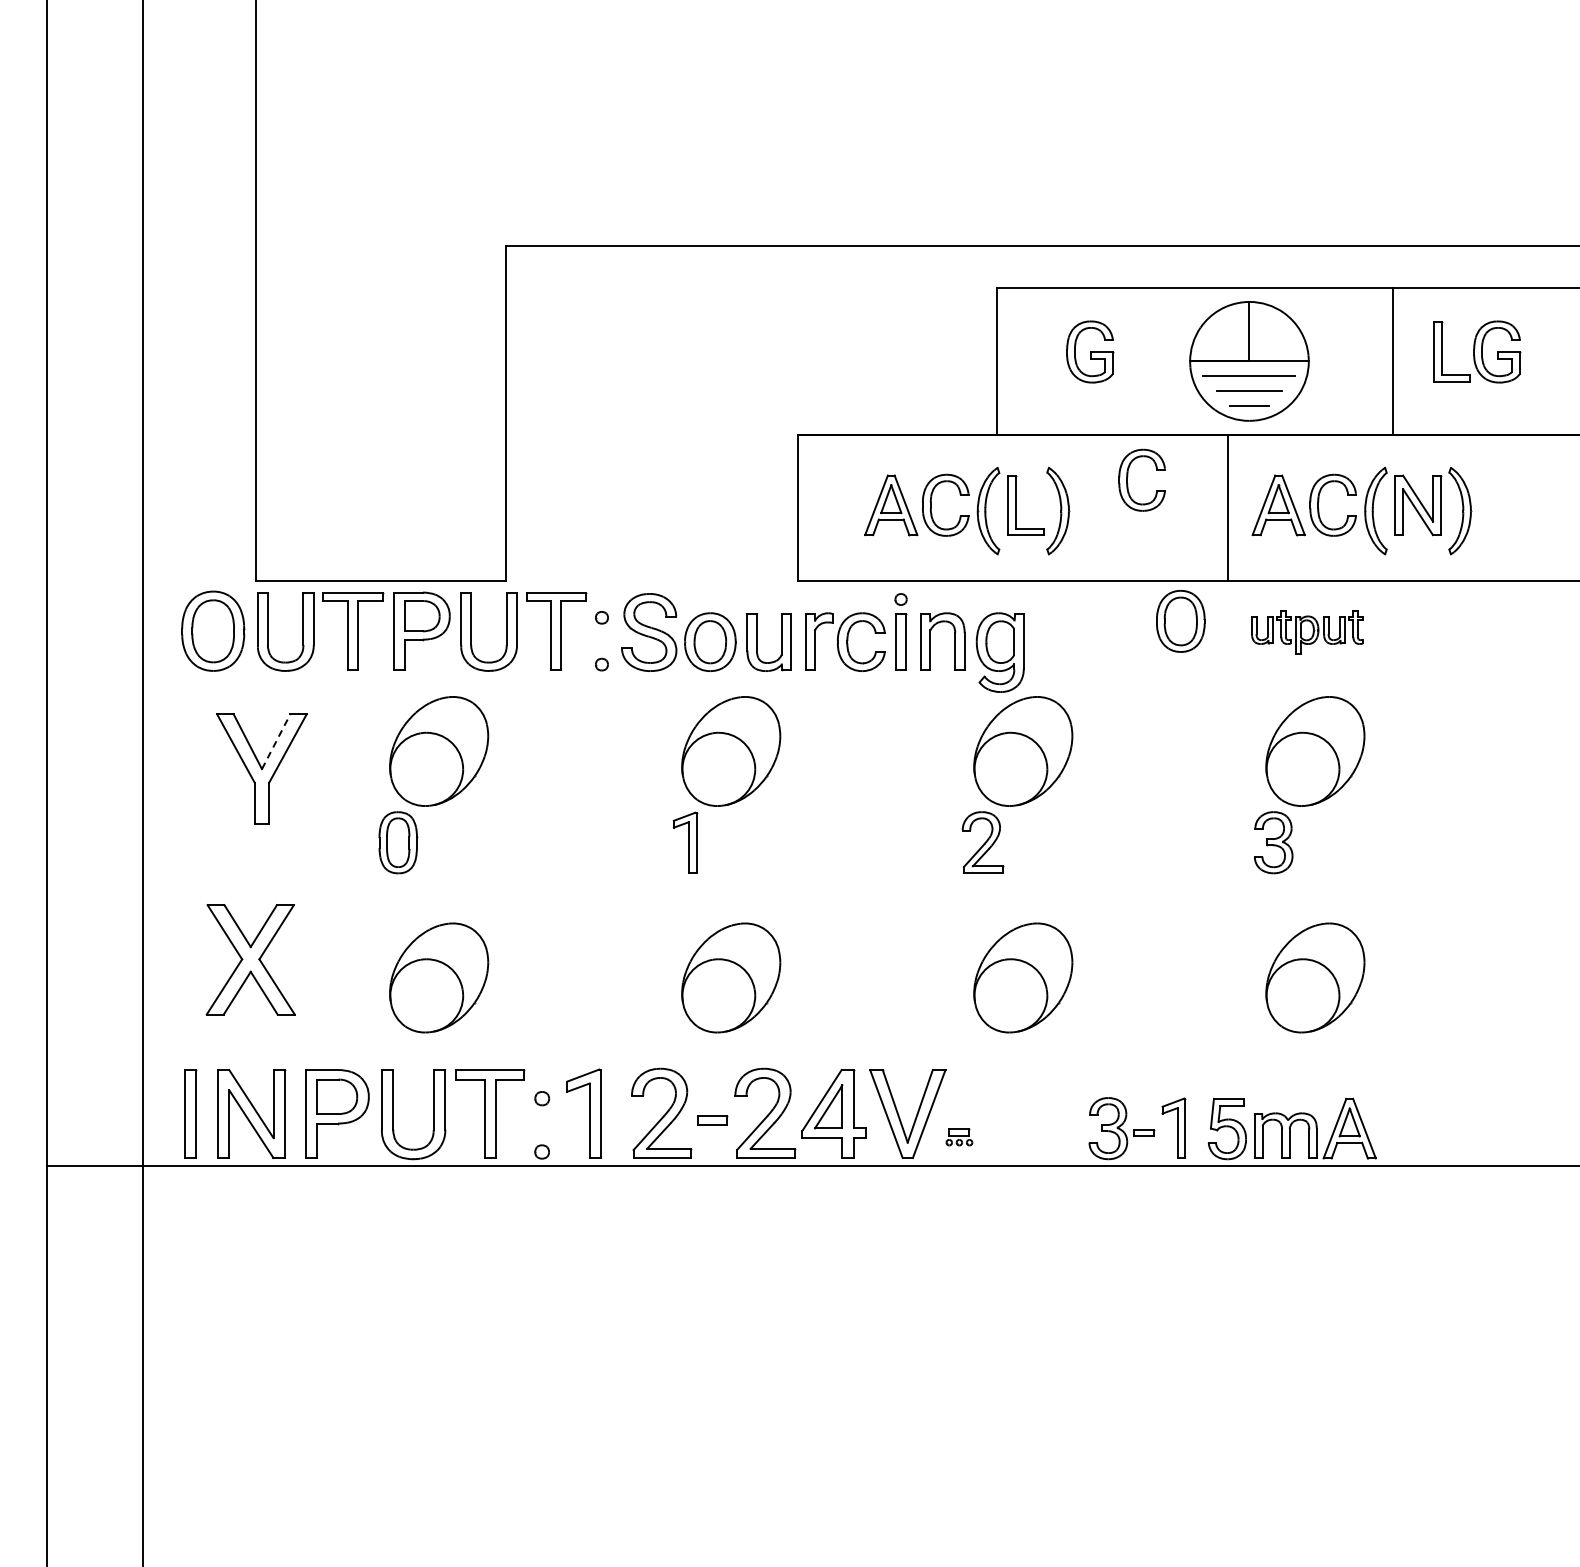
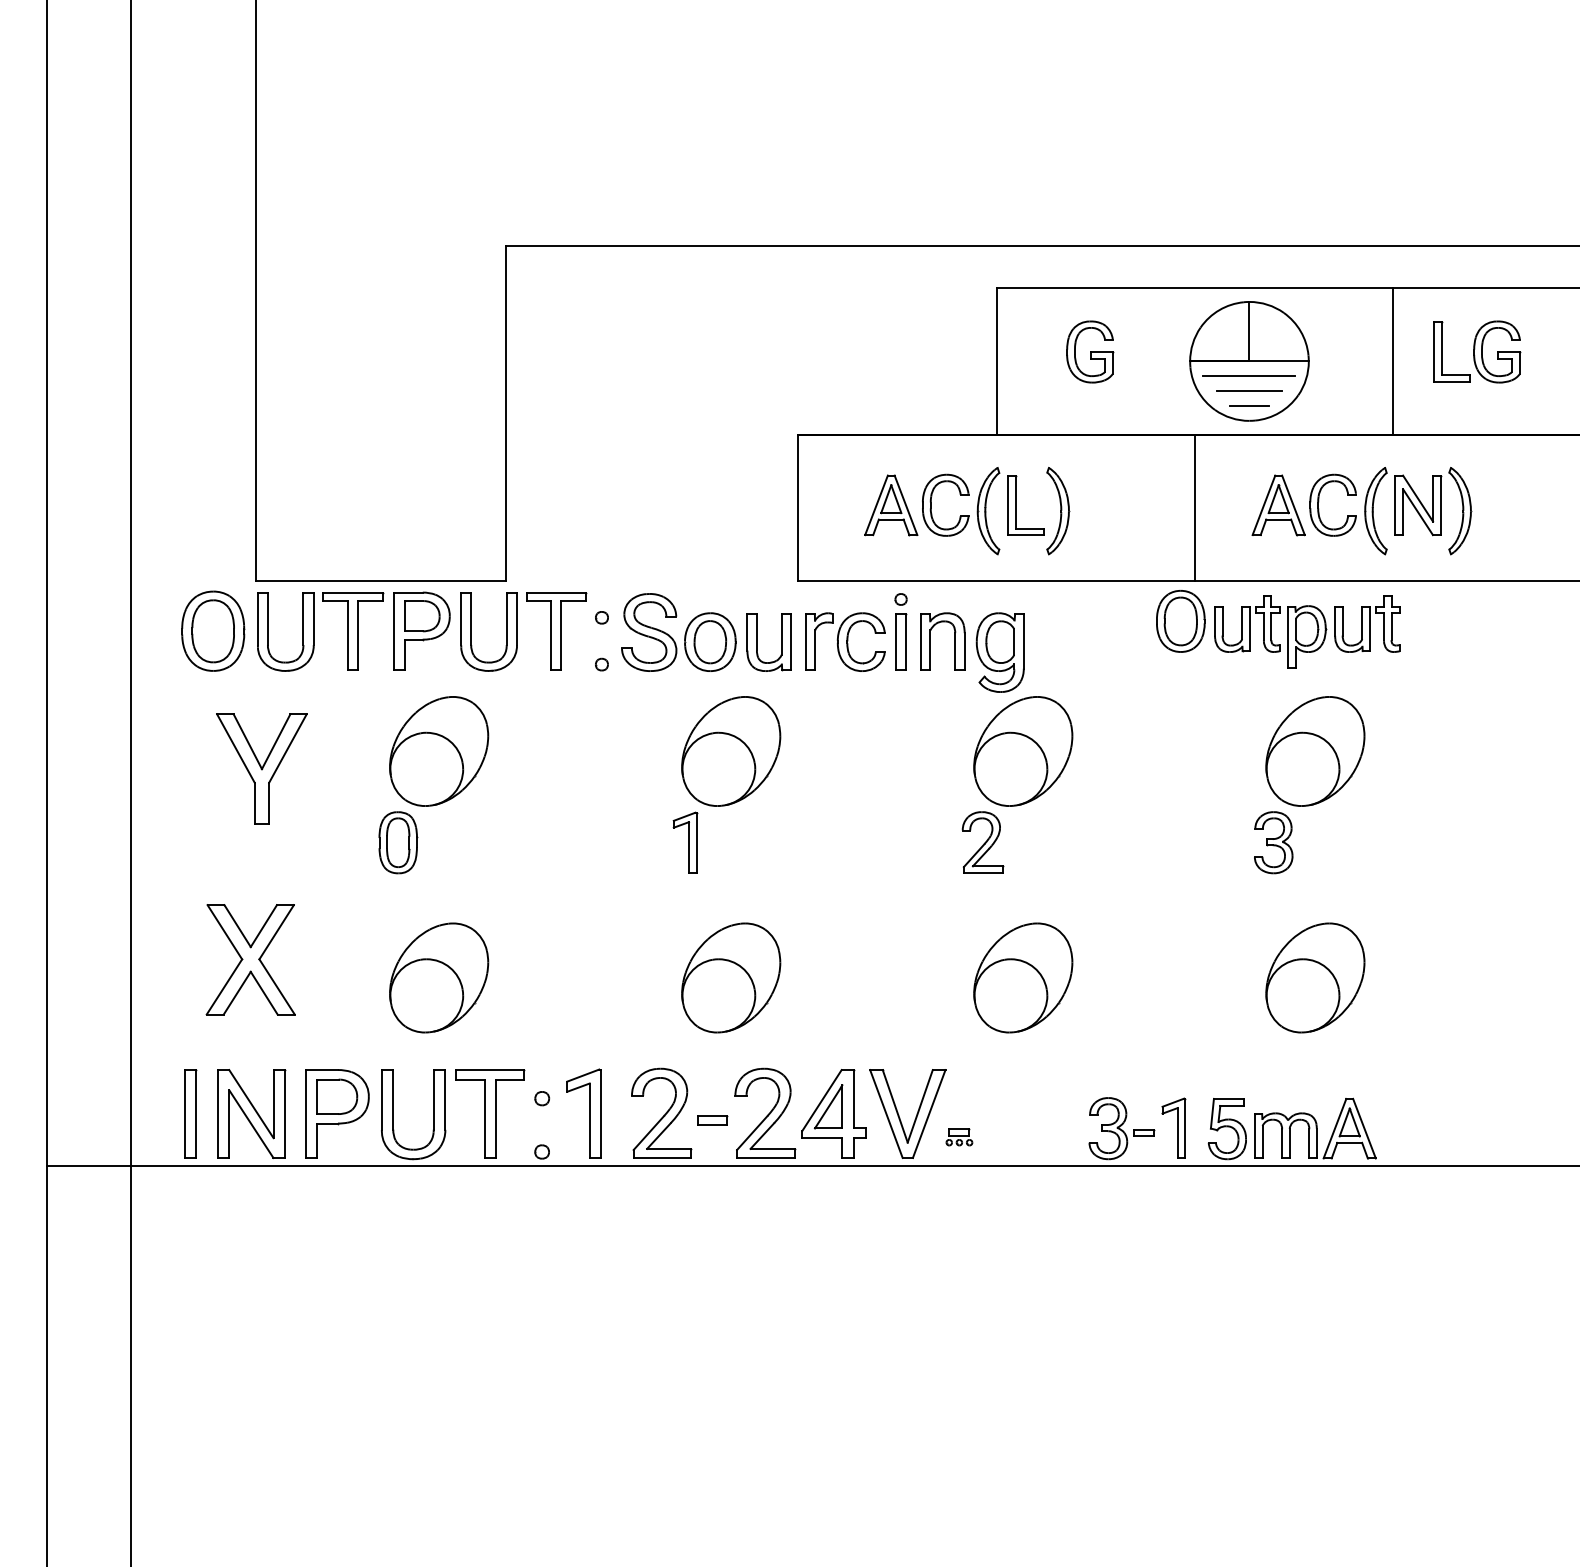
part: present -> none (1128, 476)
line position: (1227, 507) -> (1194, 507) (1194, 507)
part size: 113x45 px -> 187x74 px (1307, 631)
line: dashed -> solid (276, 741)
line position: (142, 782) -> (130, 782) (130, 782)
